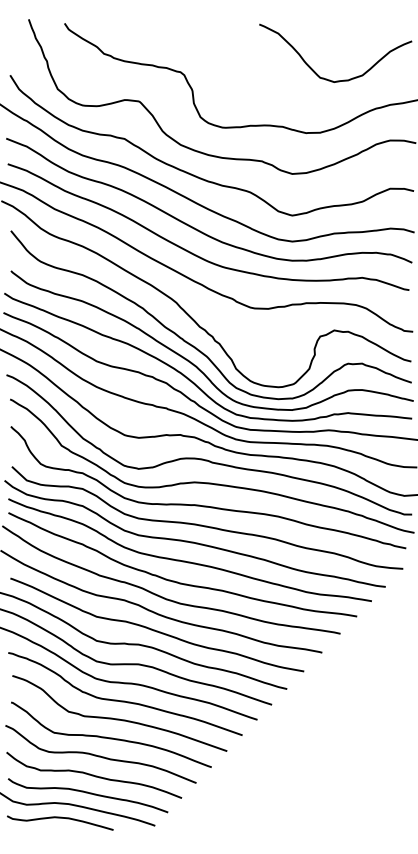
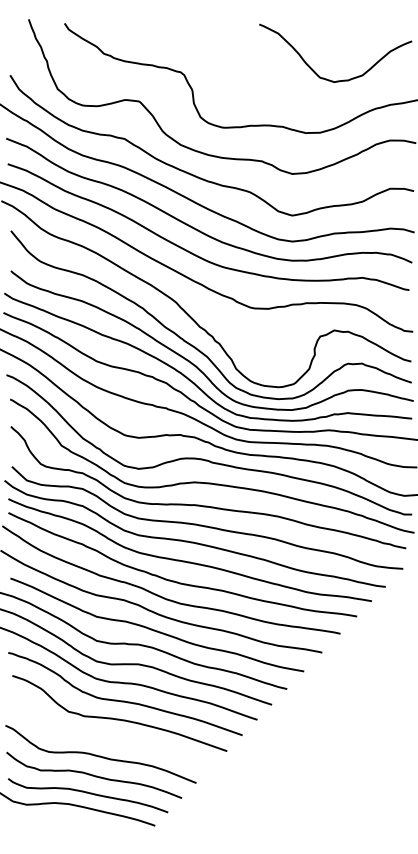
curve: present -> none (111, 737)
curve: present -> none (60, 818)
